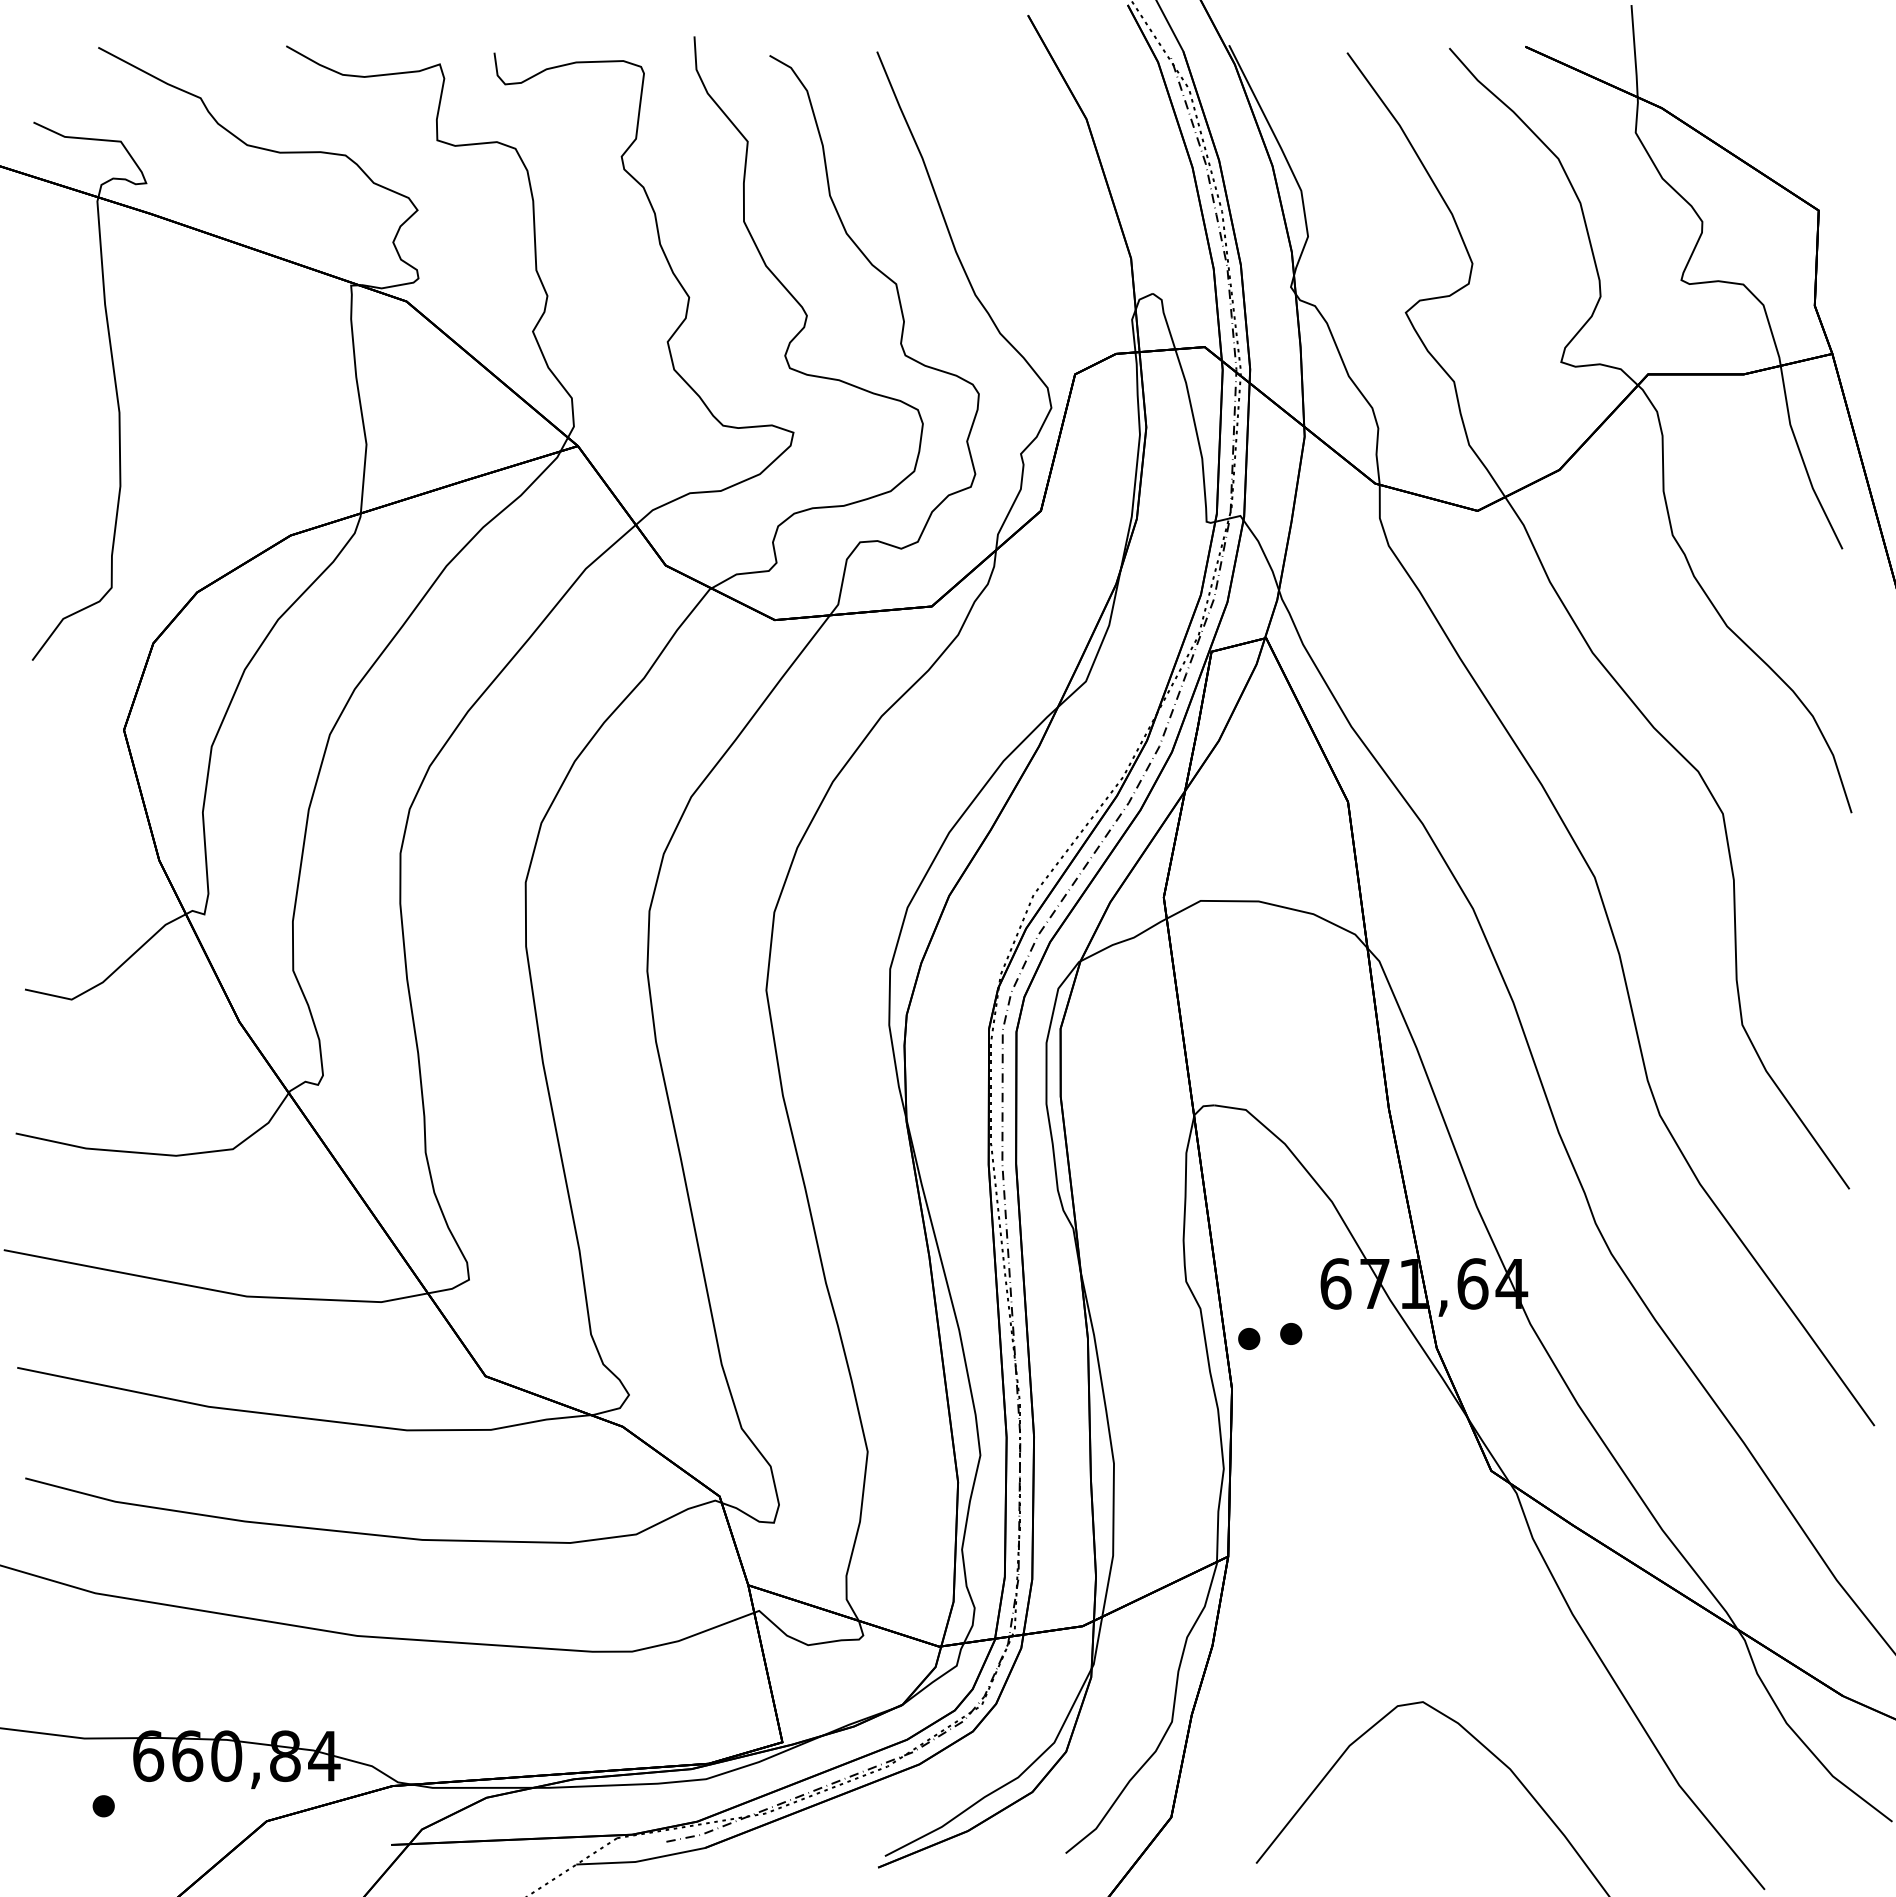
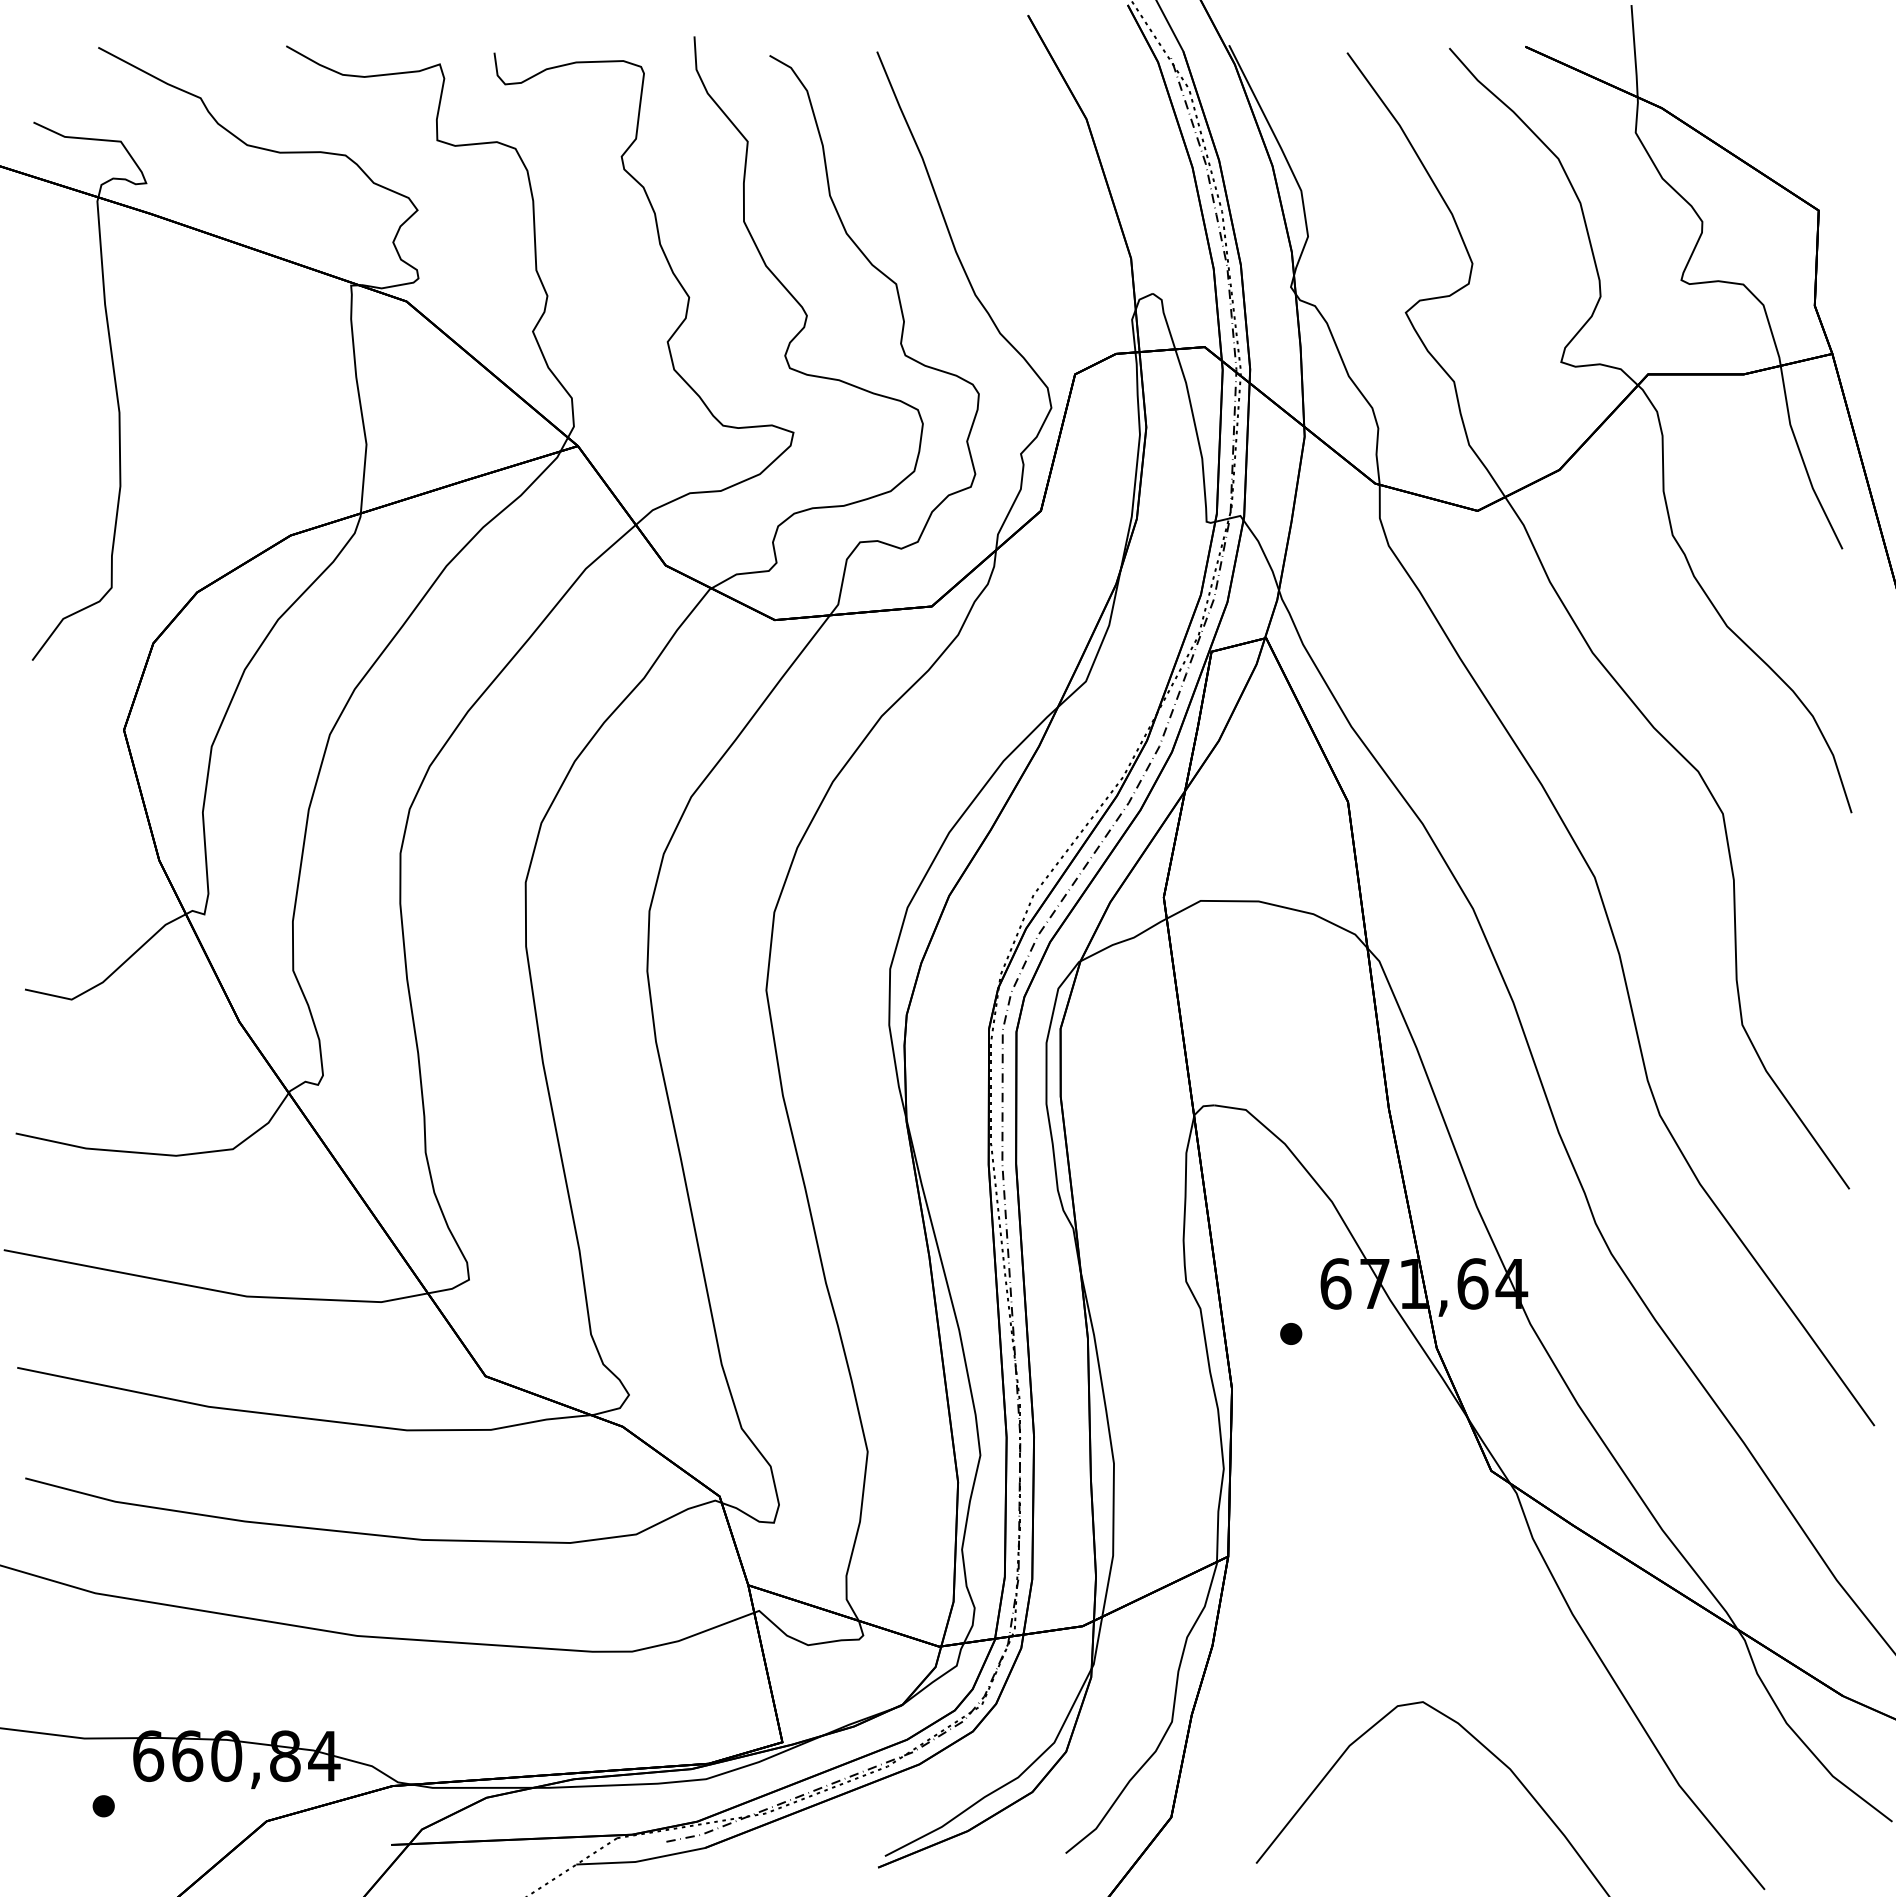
part: present -> none (1249, 1338)
